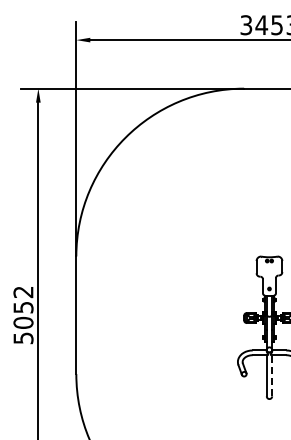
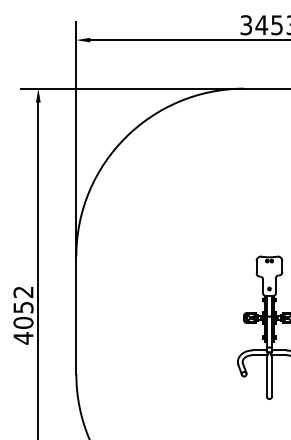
text: 5052 -> 4052 (23, 338)
line: dashed -> solid (272, 375)
